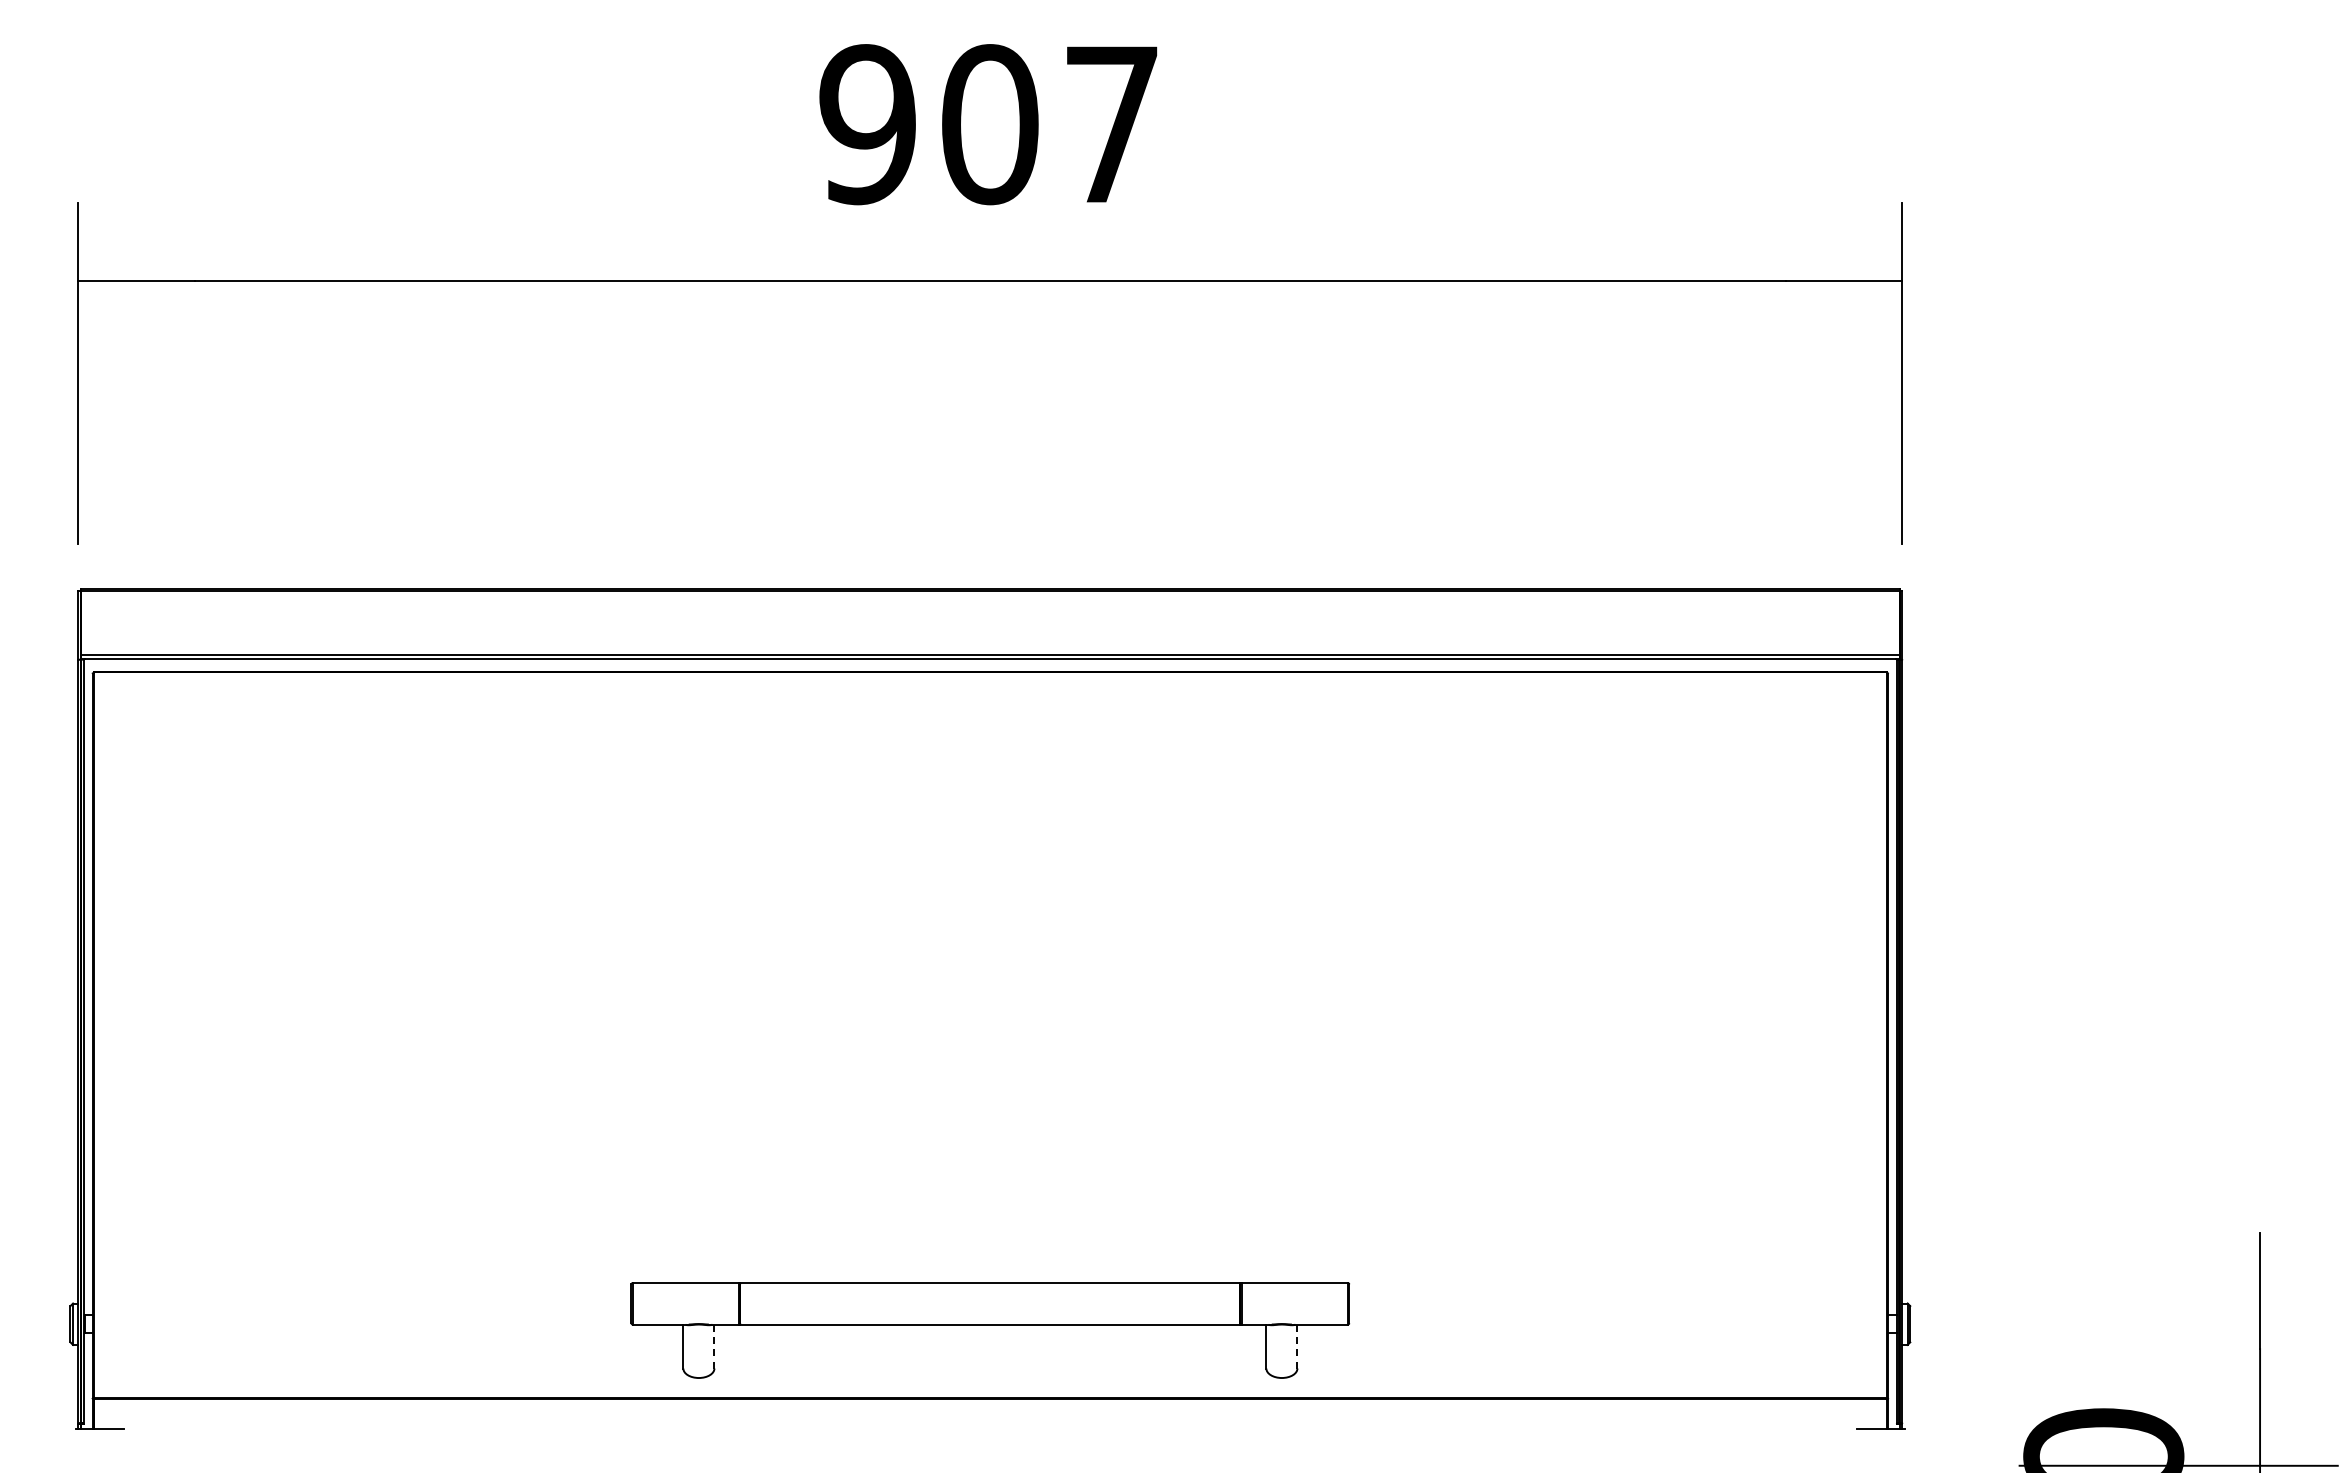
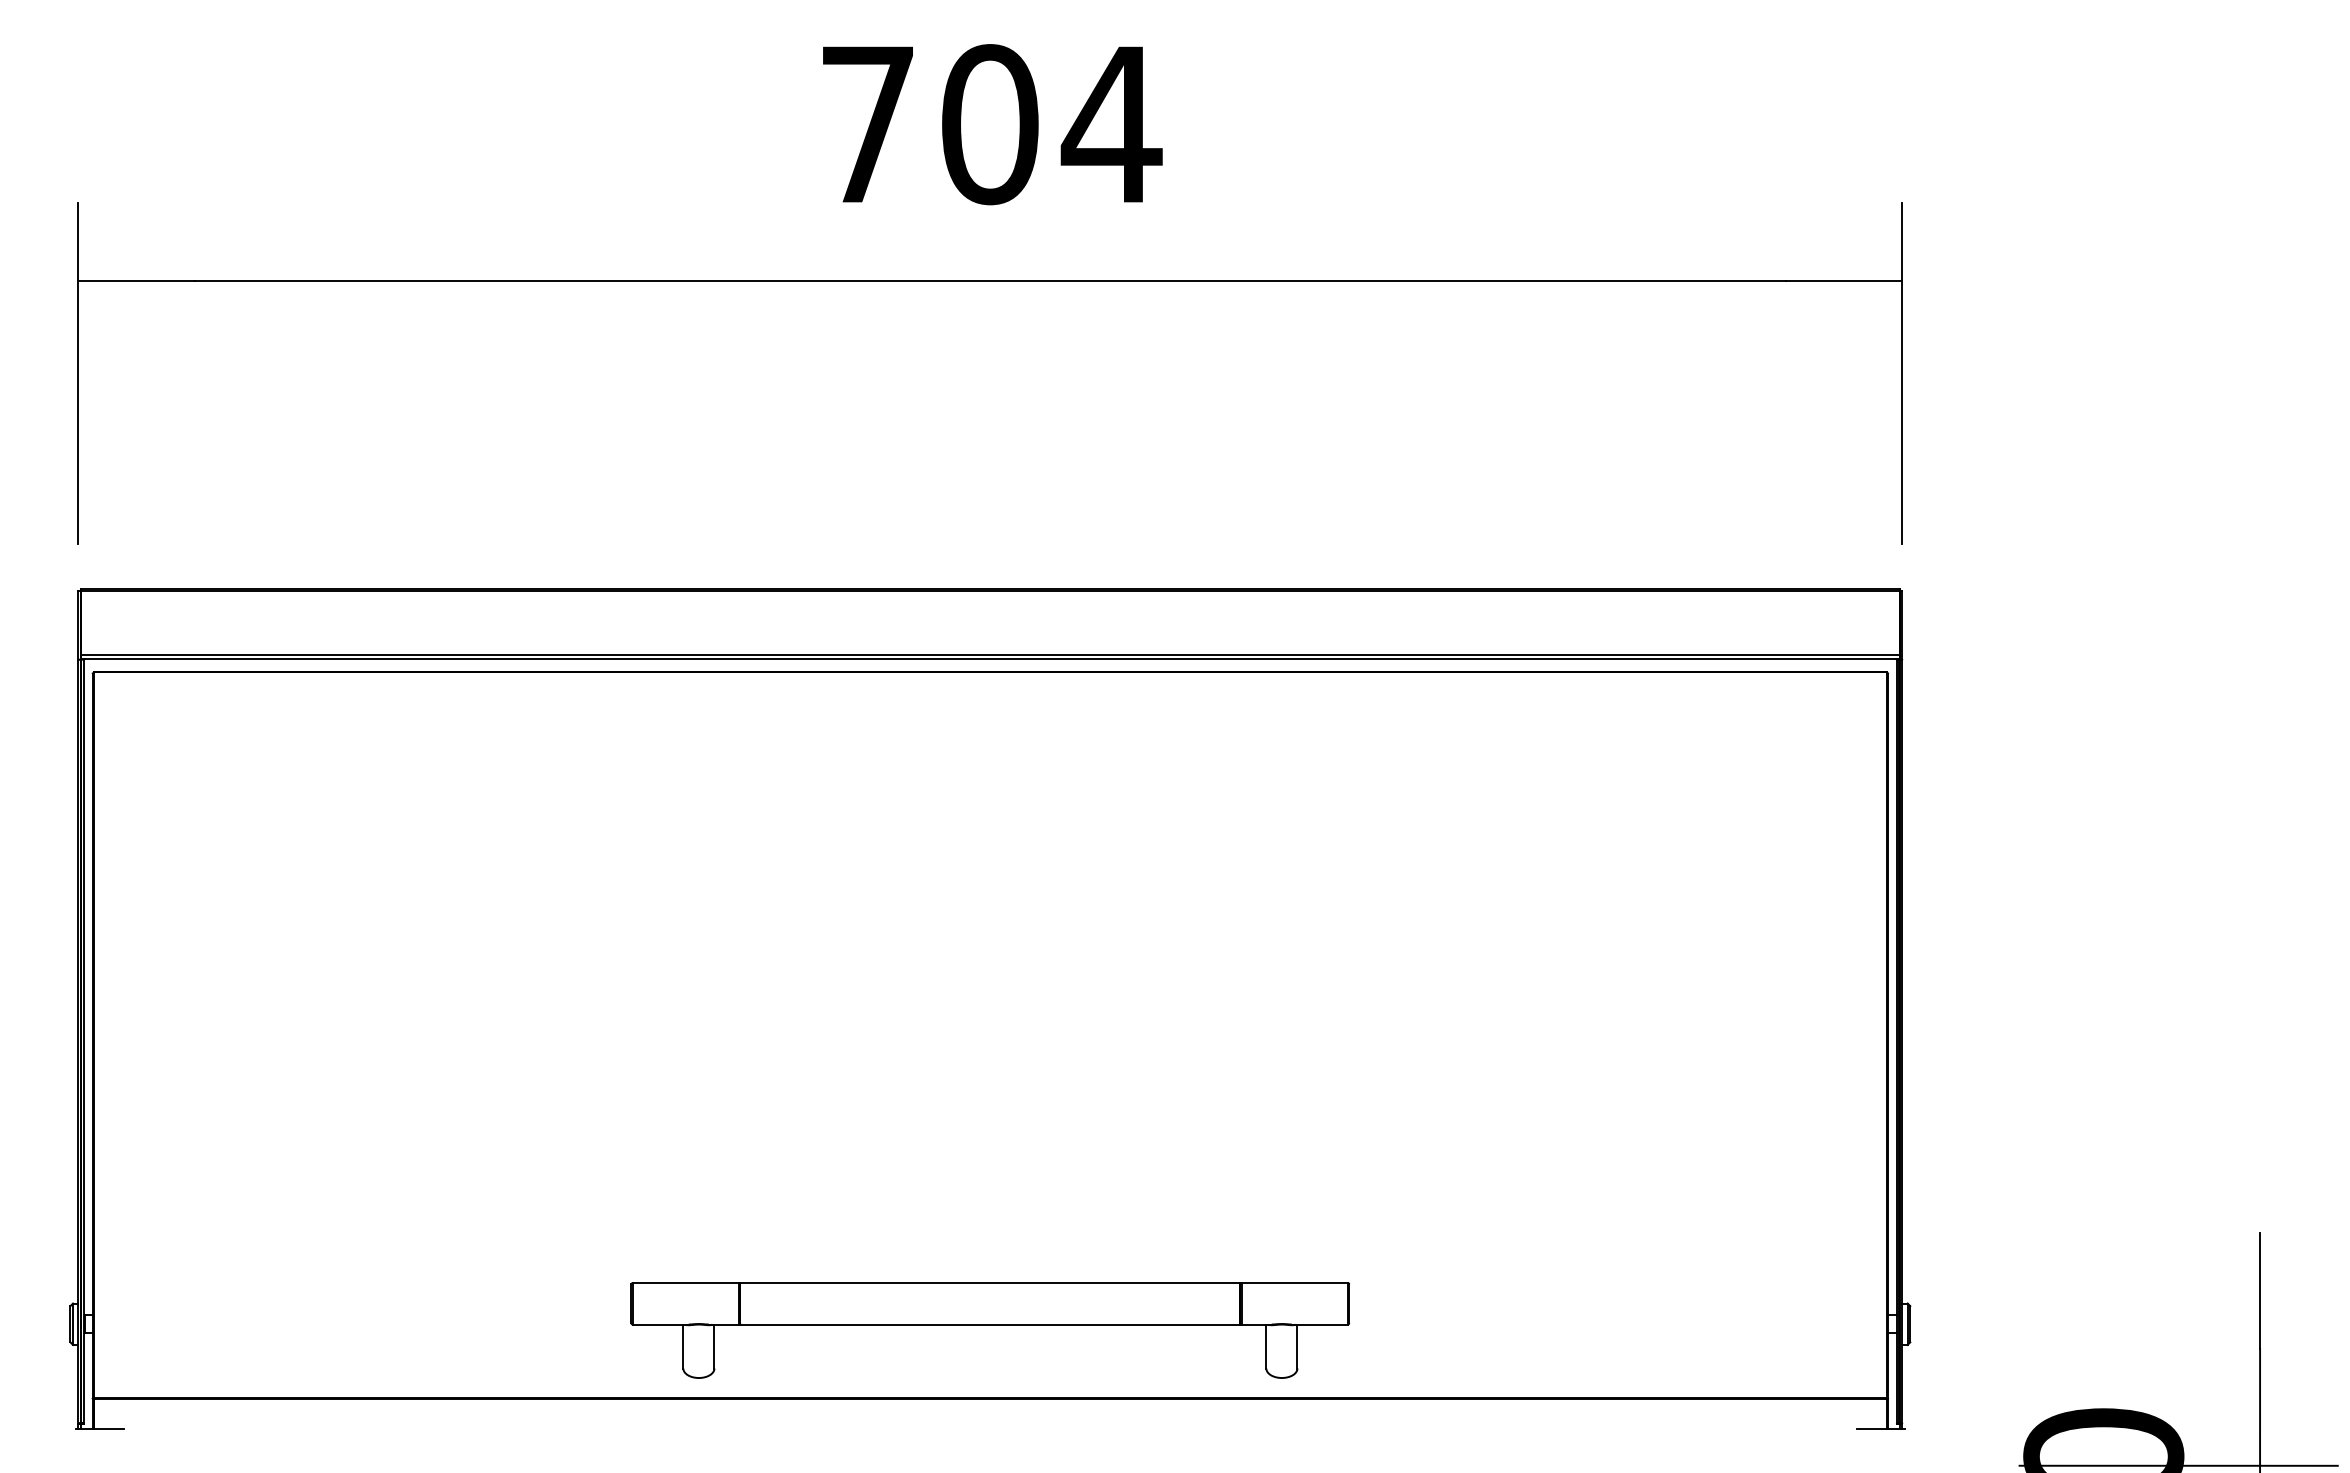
text: 907 -> 704 (990, 124)
line: dashed -> solid (714, 1346)
line: dashed -> solid (1297, 1346)
